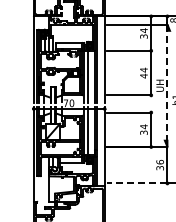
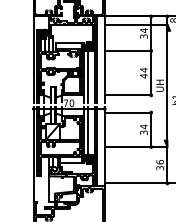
line: dashed -> solid (167, 86)
line: dashed -> solid (136, 183)
